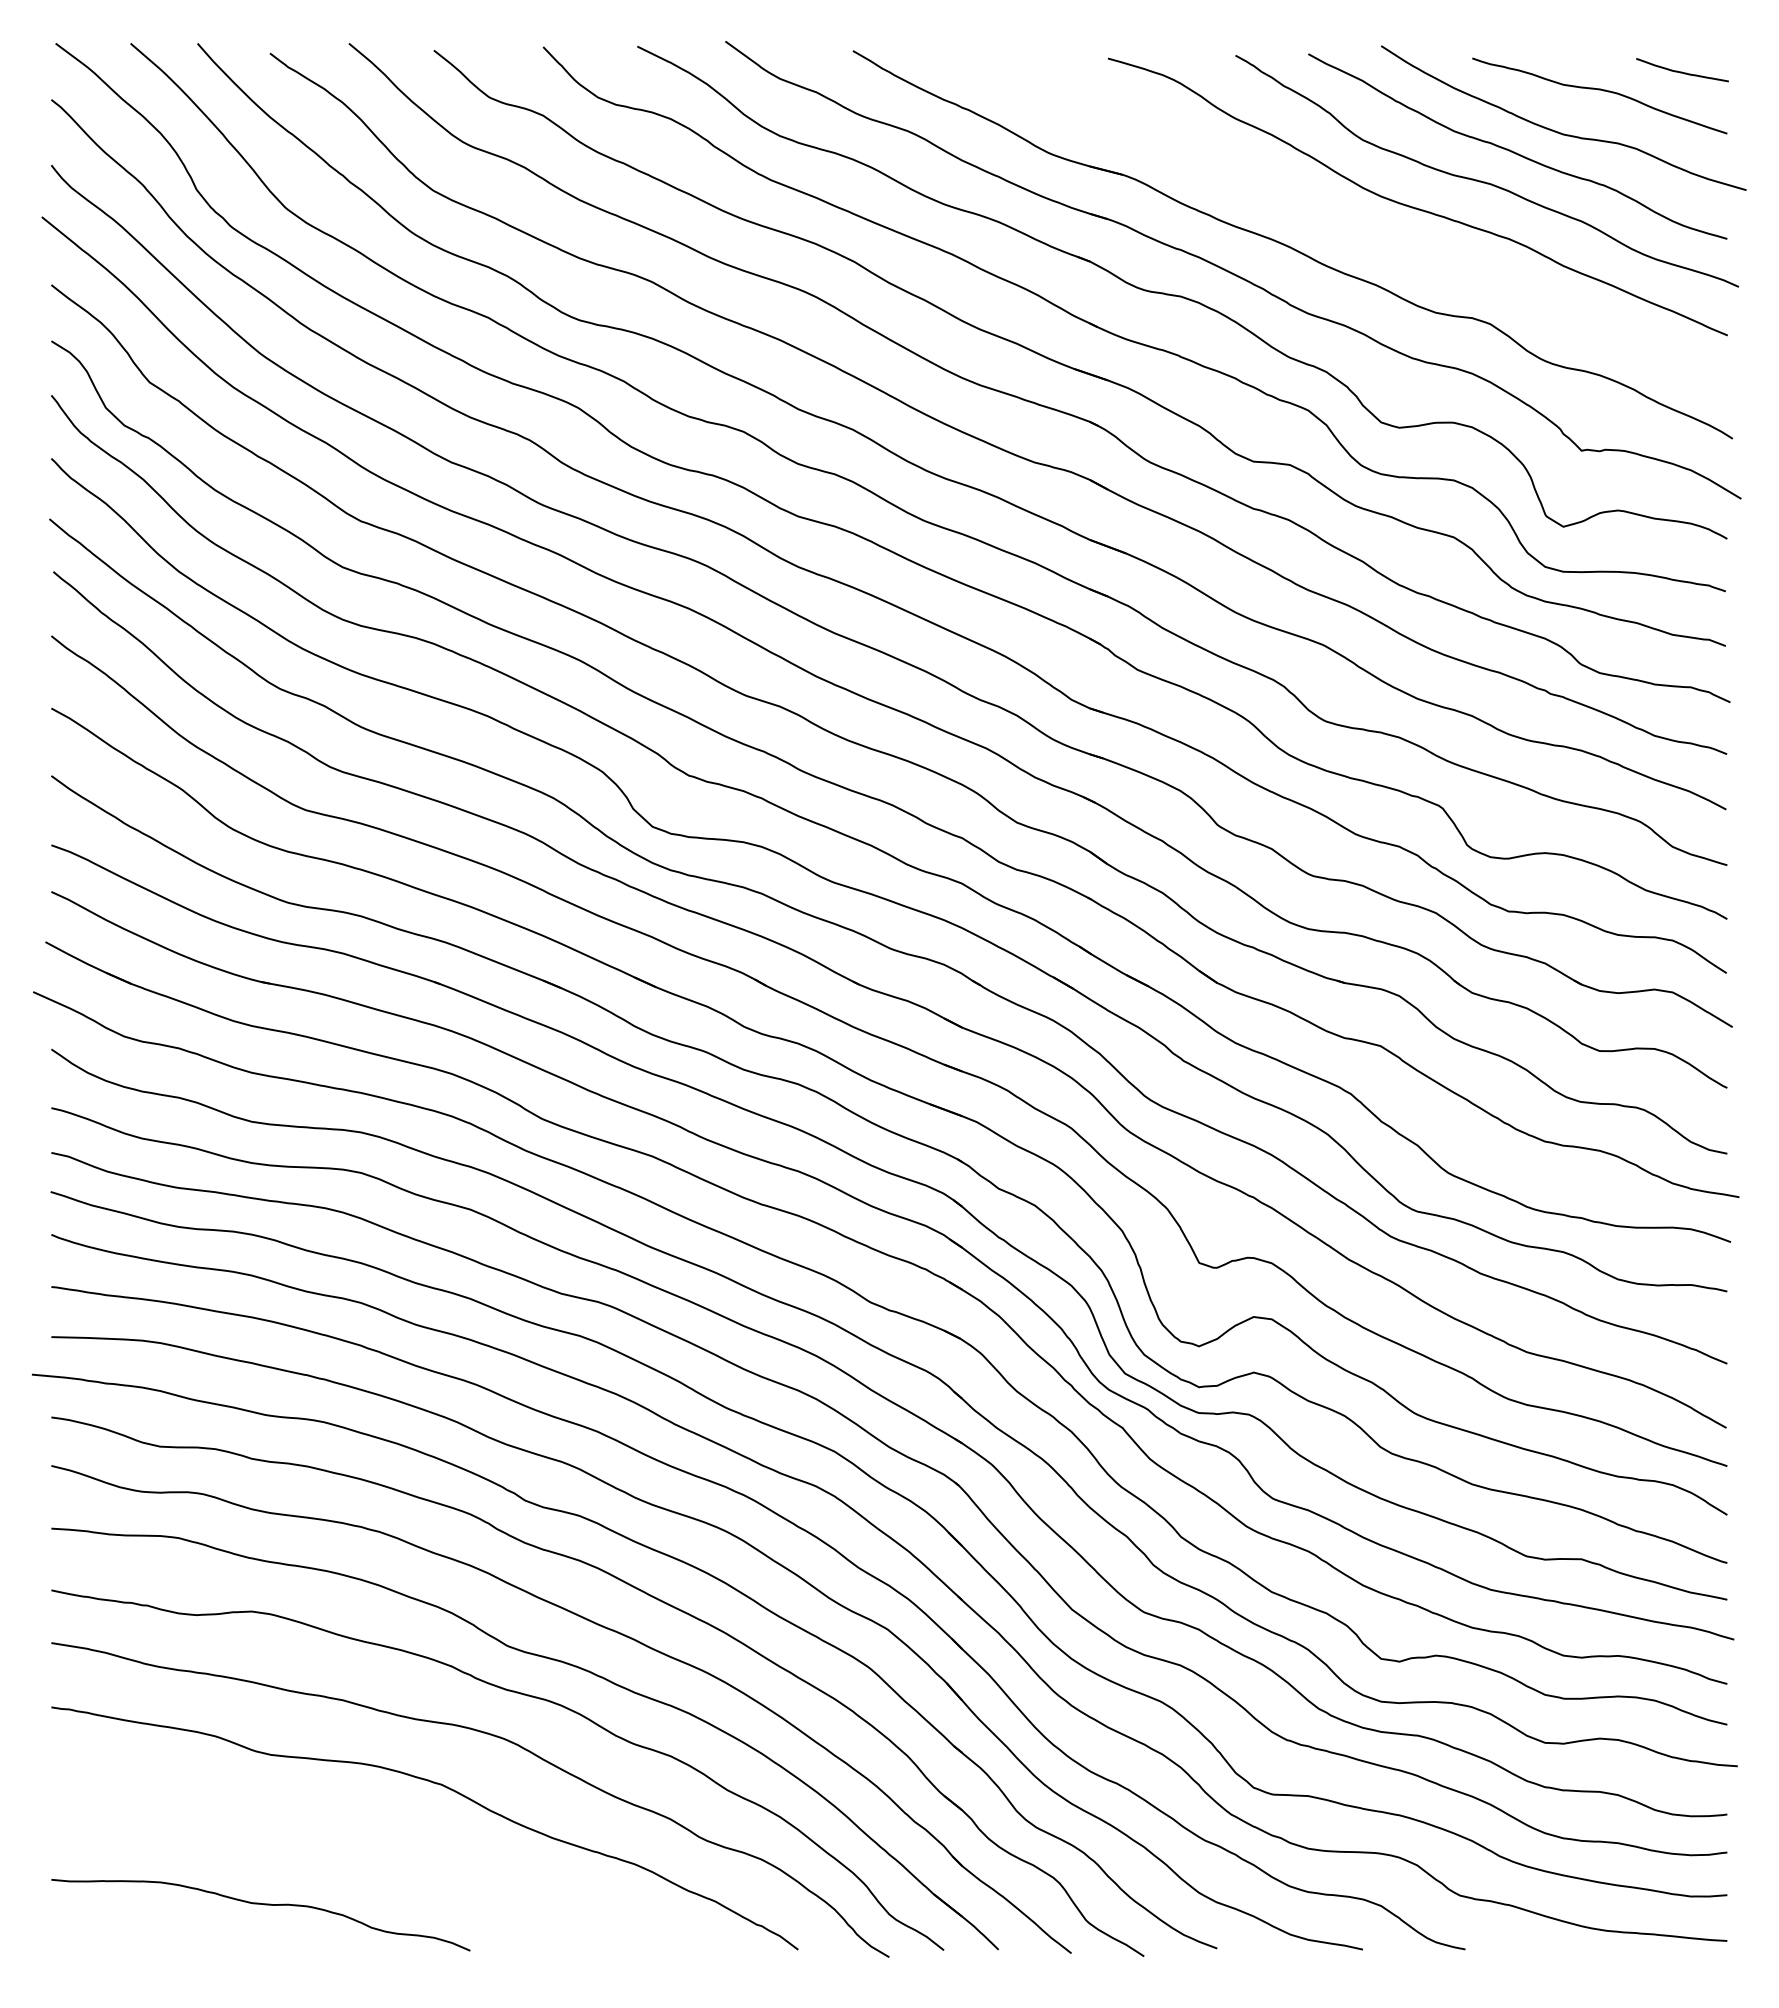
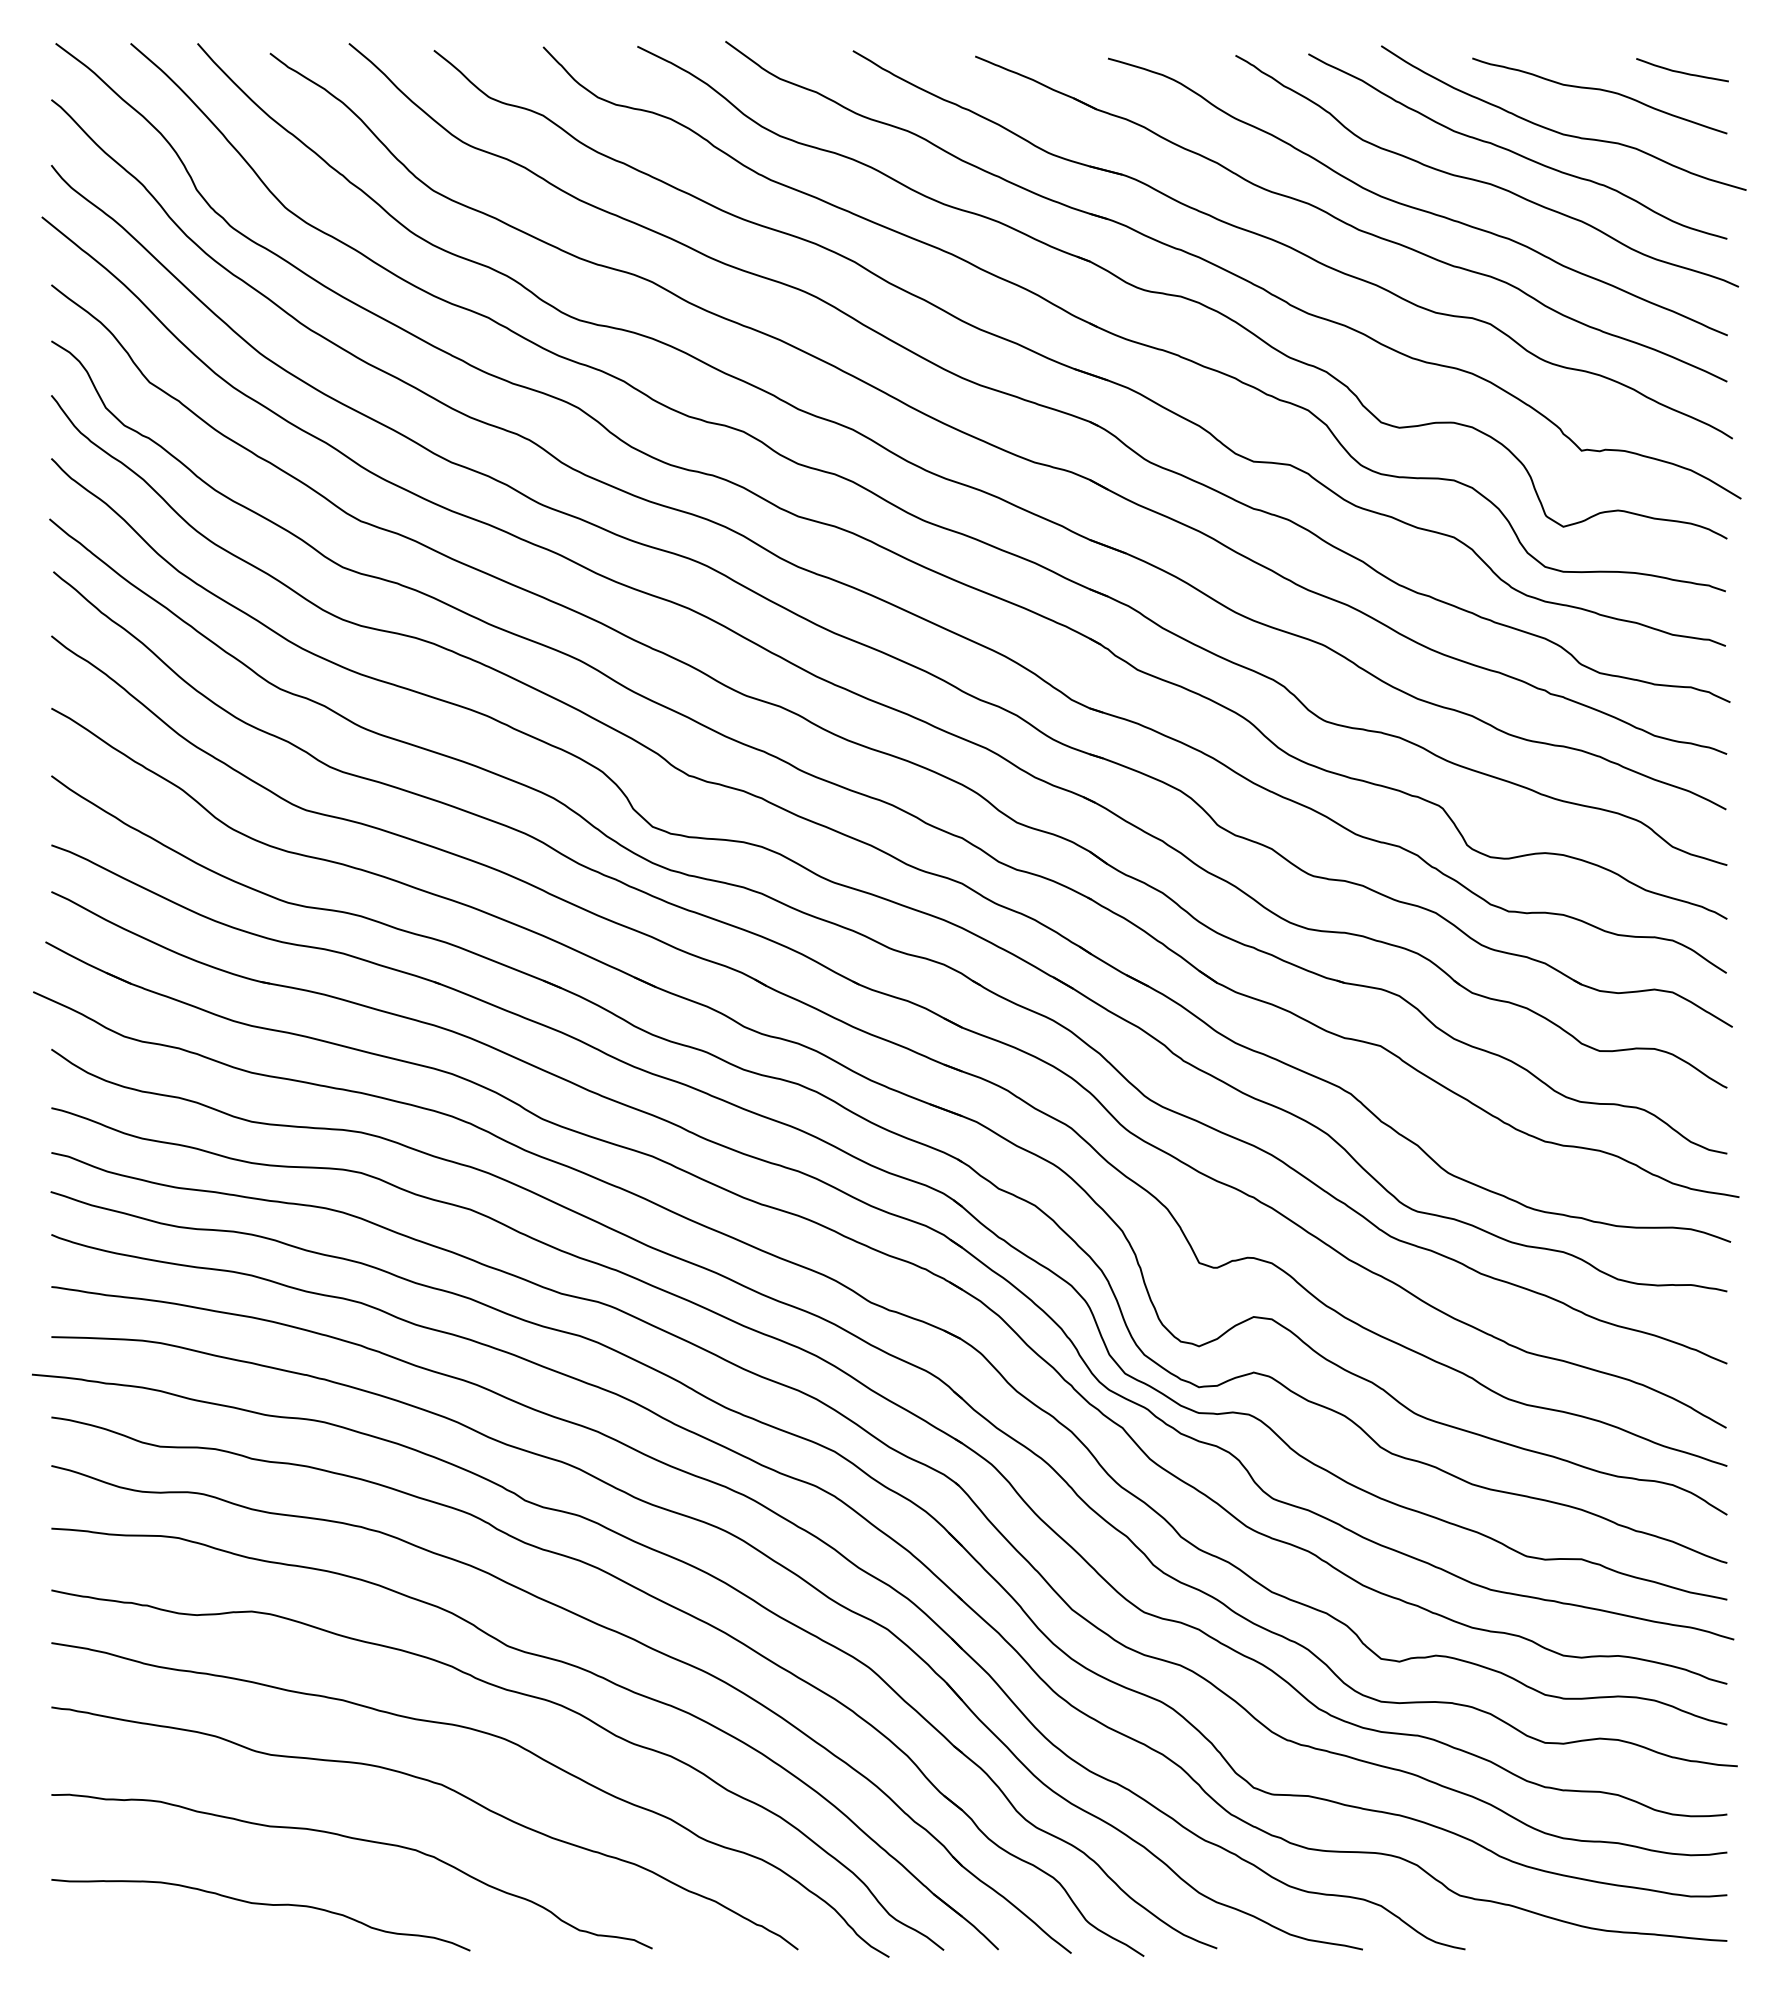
part: none -> present (1351, 218)
curve: none -> present (358, 1840)
